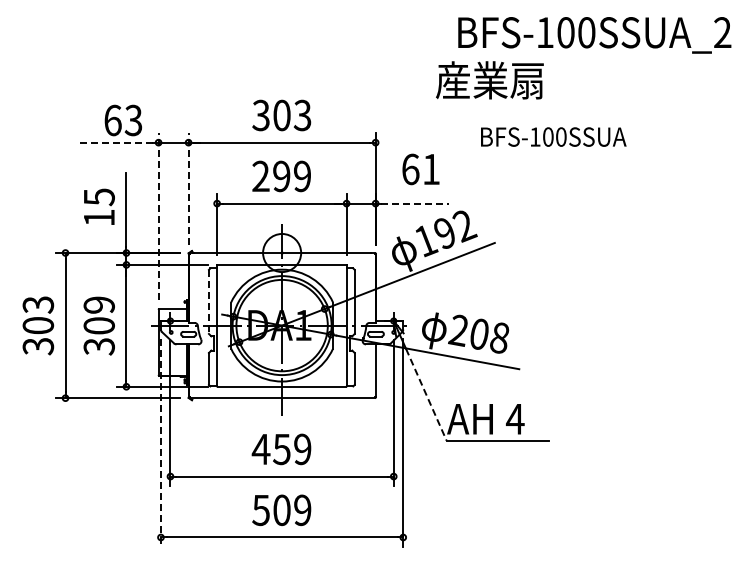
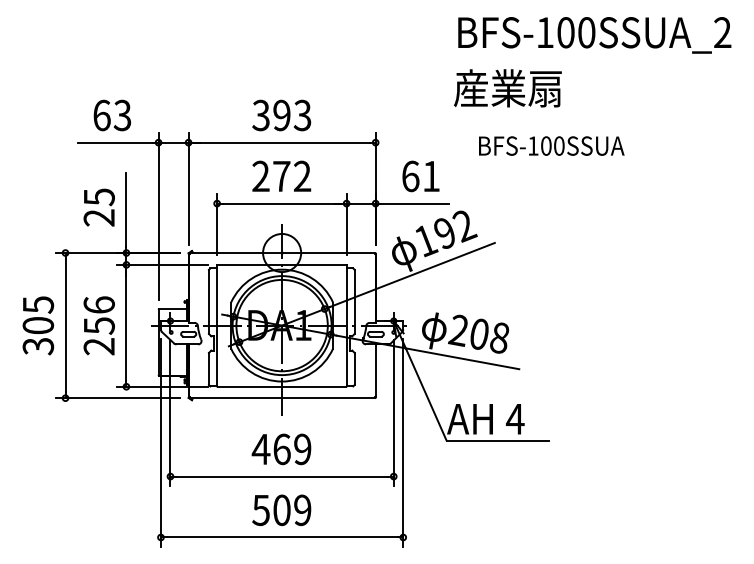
text position: (489, 80) -> (507, 88) (507, 88)
text: 303 -> 393 (281, 115)
text position: (122, 120) -> (111, 115) (111, 115)
text position: (553, 136) -> (551, 145) (551, 145)
line: dashed -> solid (115, 142)
text position: (420, 169) -> (420, 176) (420, 176)
text: 299 -> 272 (292, 176)
line: dashed -> solid (188, 188)
line: dashed -> solid (415, 203)
line: dashed -> solid (158, 216)
text: 15 -> 25 (98, 217)
line: dashed -> solid (208, 302)
text: 303 -> 305 (37, 304)
text: 309 -> 256 (98, 325)
line: dashed -> solid (426, 395)
line: dashed -> solid (160, 443)
text: 459 -> 469 (281, 449)
